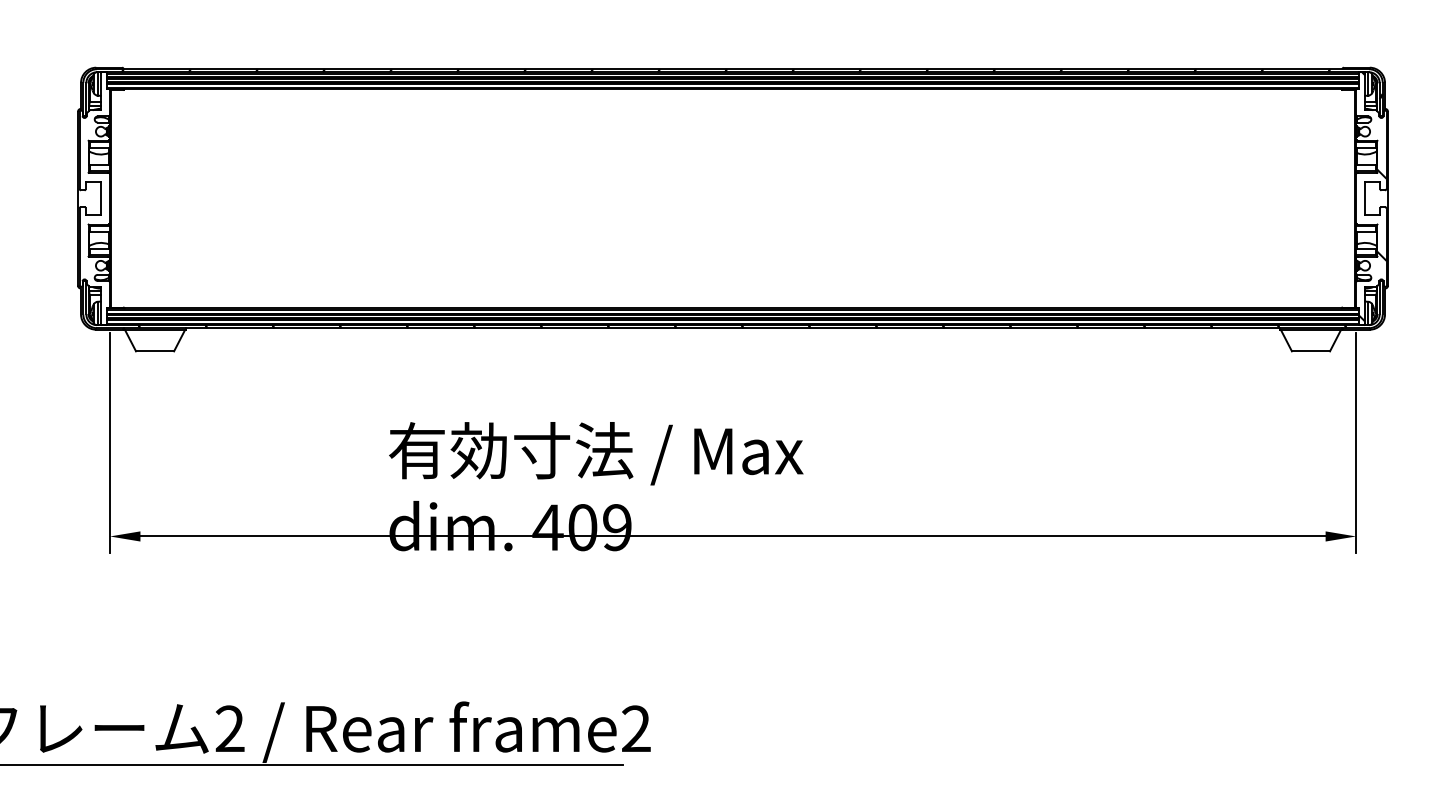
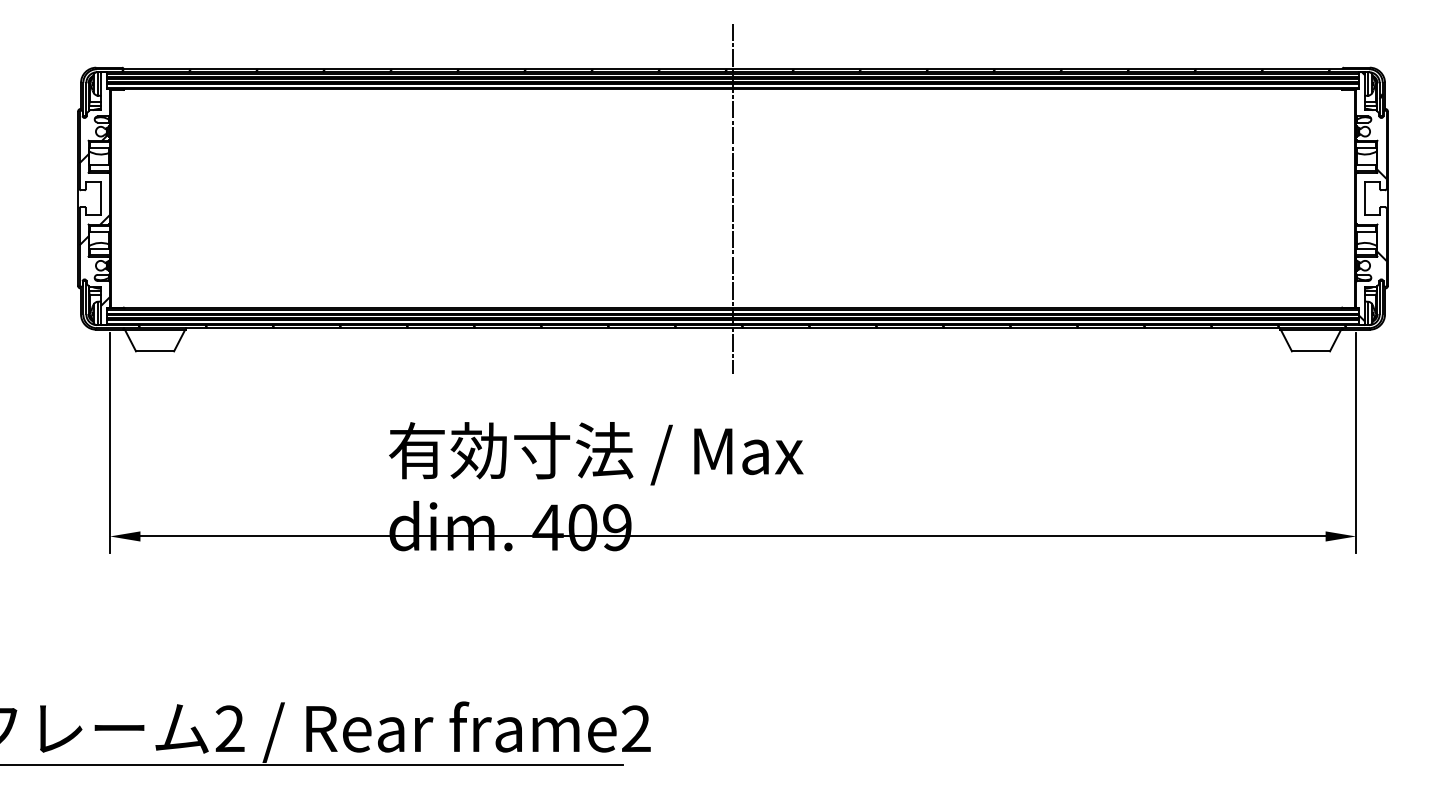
line: none -> present (733, 198)
hatch: none -> present (94, 220)
